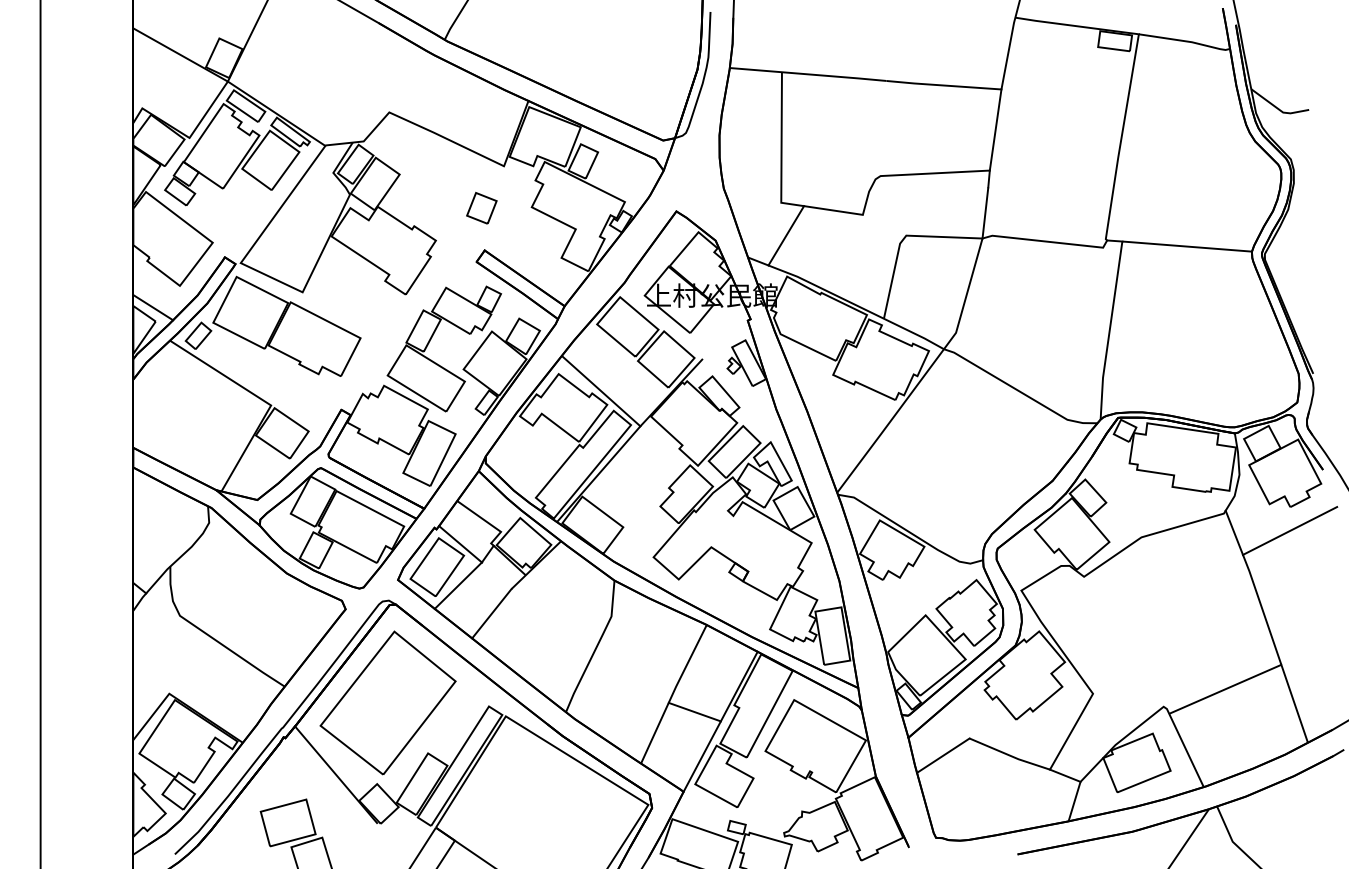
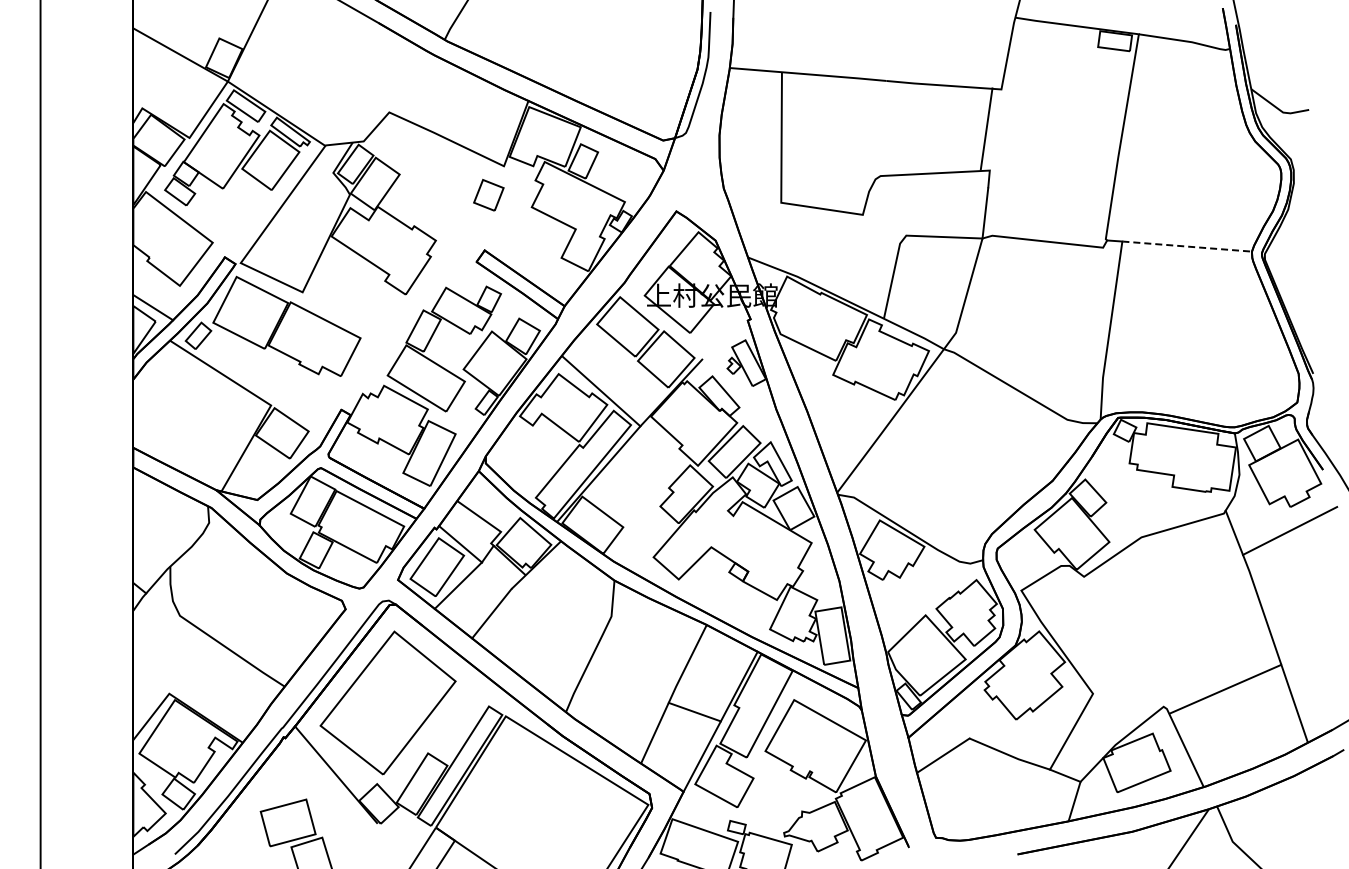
line position: (995, 129) -> (986, 128) (986, 128)
part position: (481, 207) -> (488, 194) (488, 194)
line: present -> none (786, 235)
line: solid -> dashed (1186, 246)
